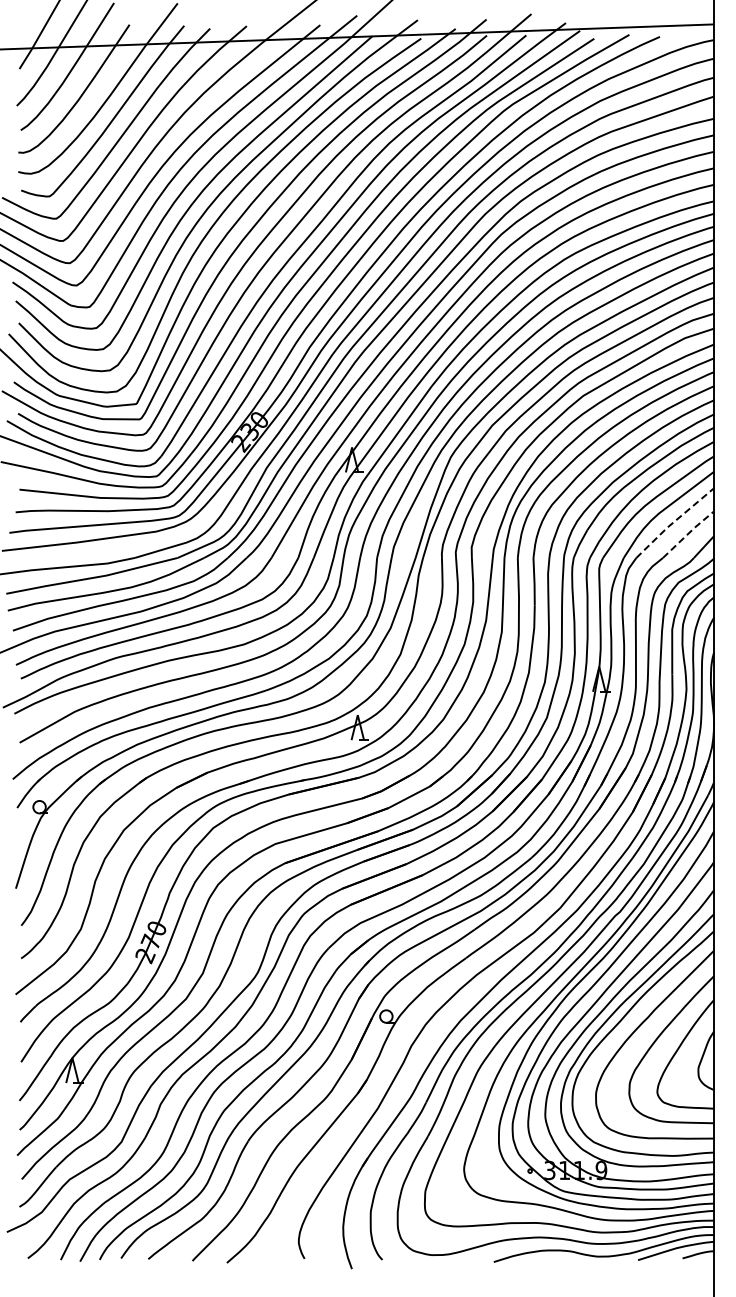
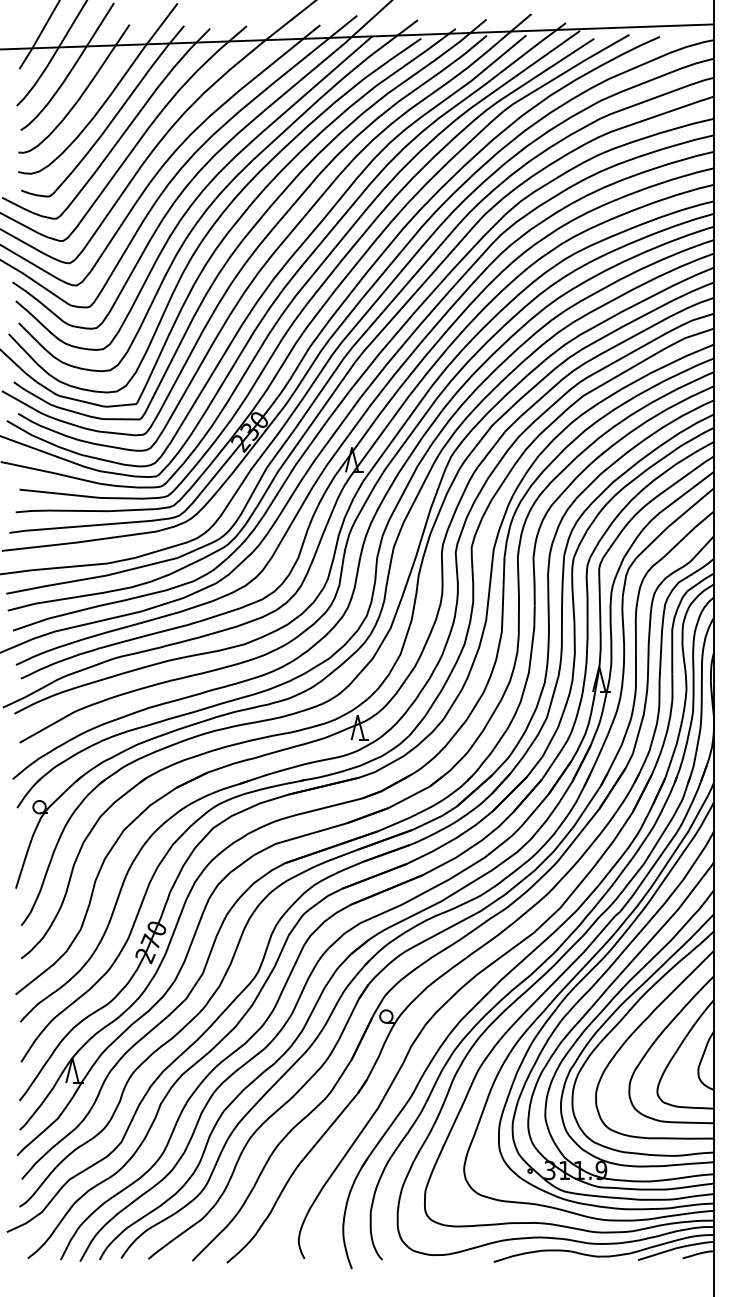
line: dashed -> solid (674, 521)
line: dashed -> solid (688, 533)
